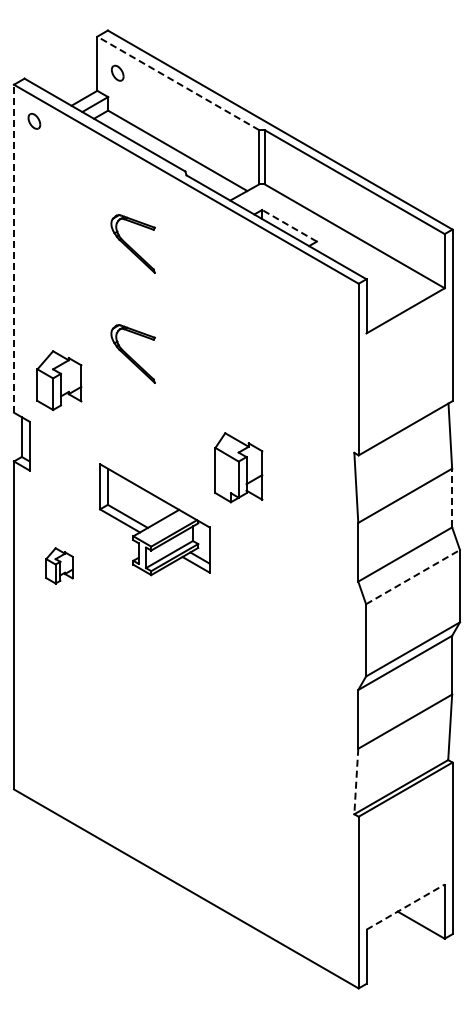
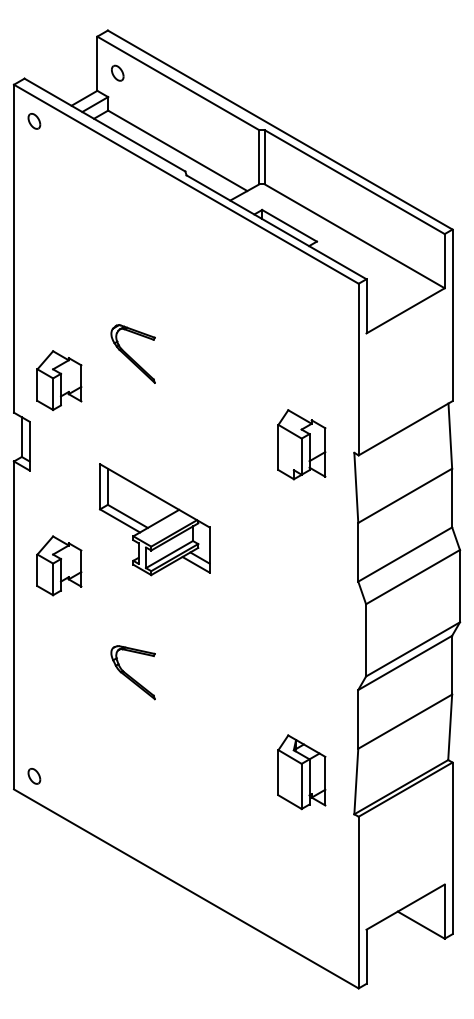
line: dashed -> solid (178, 83)
line: dashed -> solid (289, 225)
part: present -> none (132, 243)
line: dashed -> solid (14, 248)
part position: (238, 467) -> (301, 444) (301, 444)
line: dashed -> solid (452, 497)
part size: 29x38 px -> 47x62 px (59, 565)
line: dashed -> solid (413, 576)
part: none -> present (132, 672)
part: none -> present (301, 772)
part: none -> present (34, 776)
line: dashed -> solid (356, 781)
line: dashed -> solid (406, 906)
